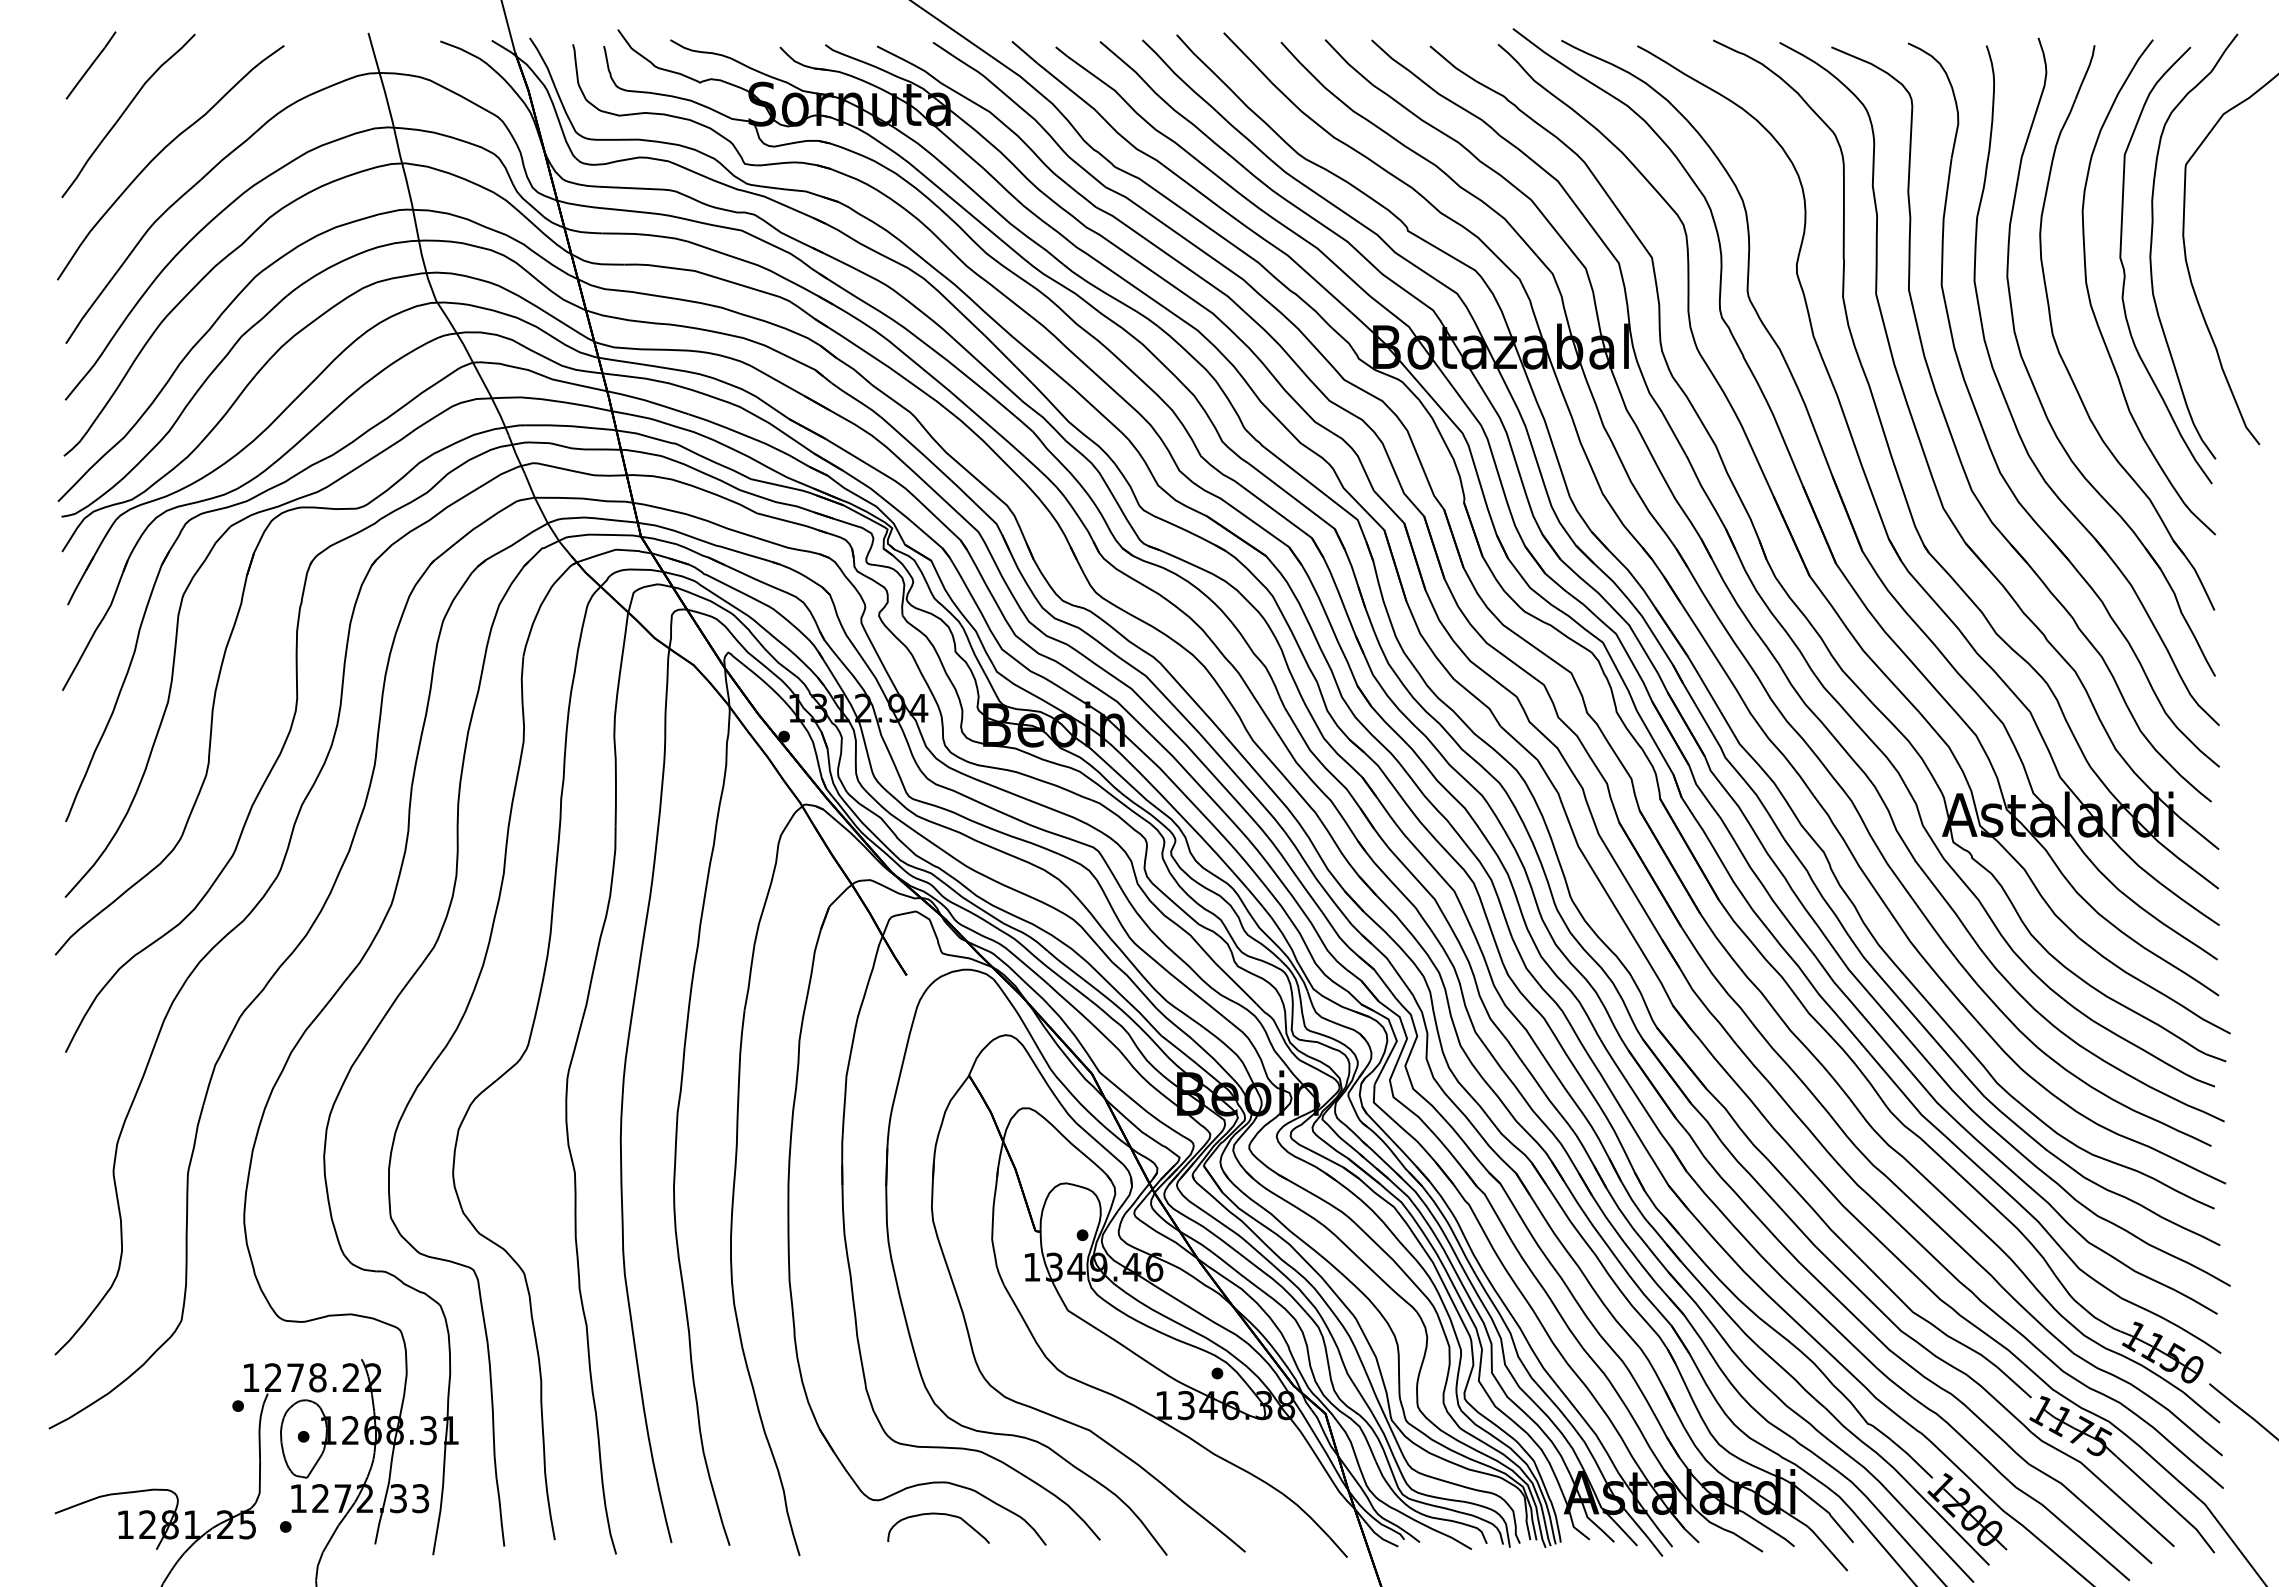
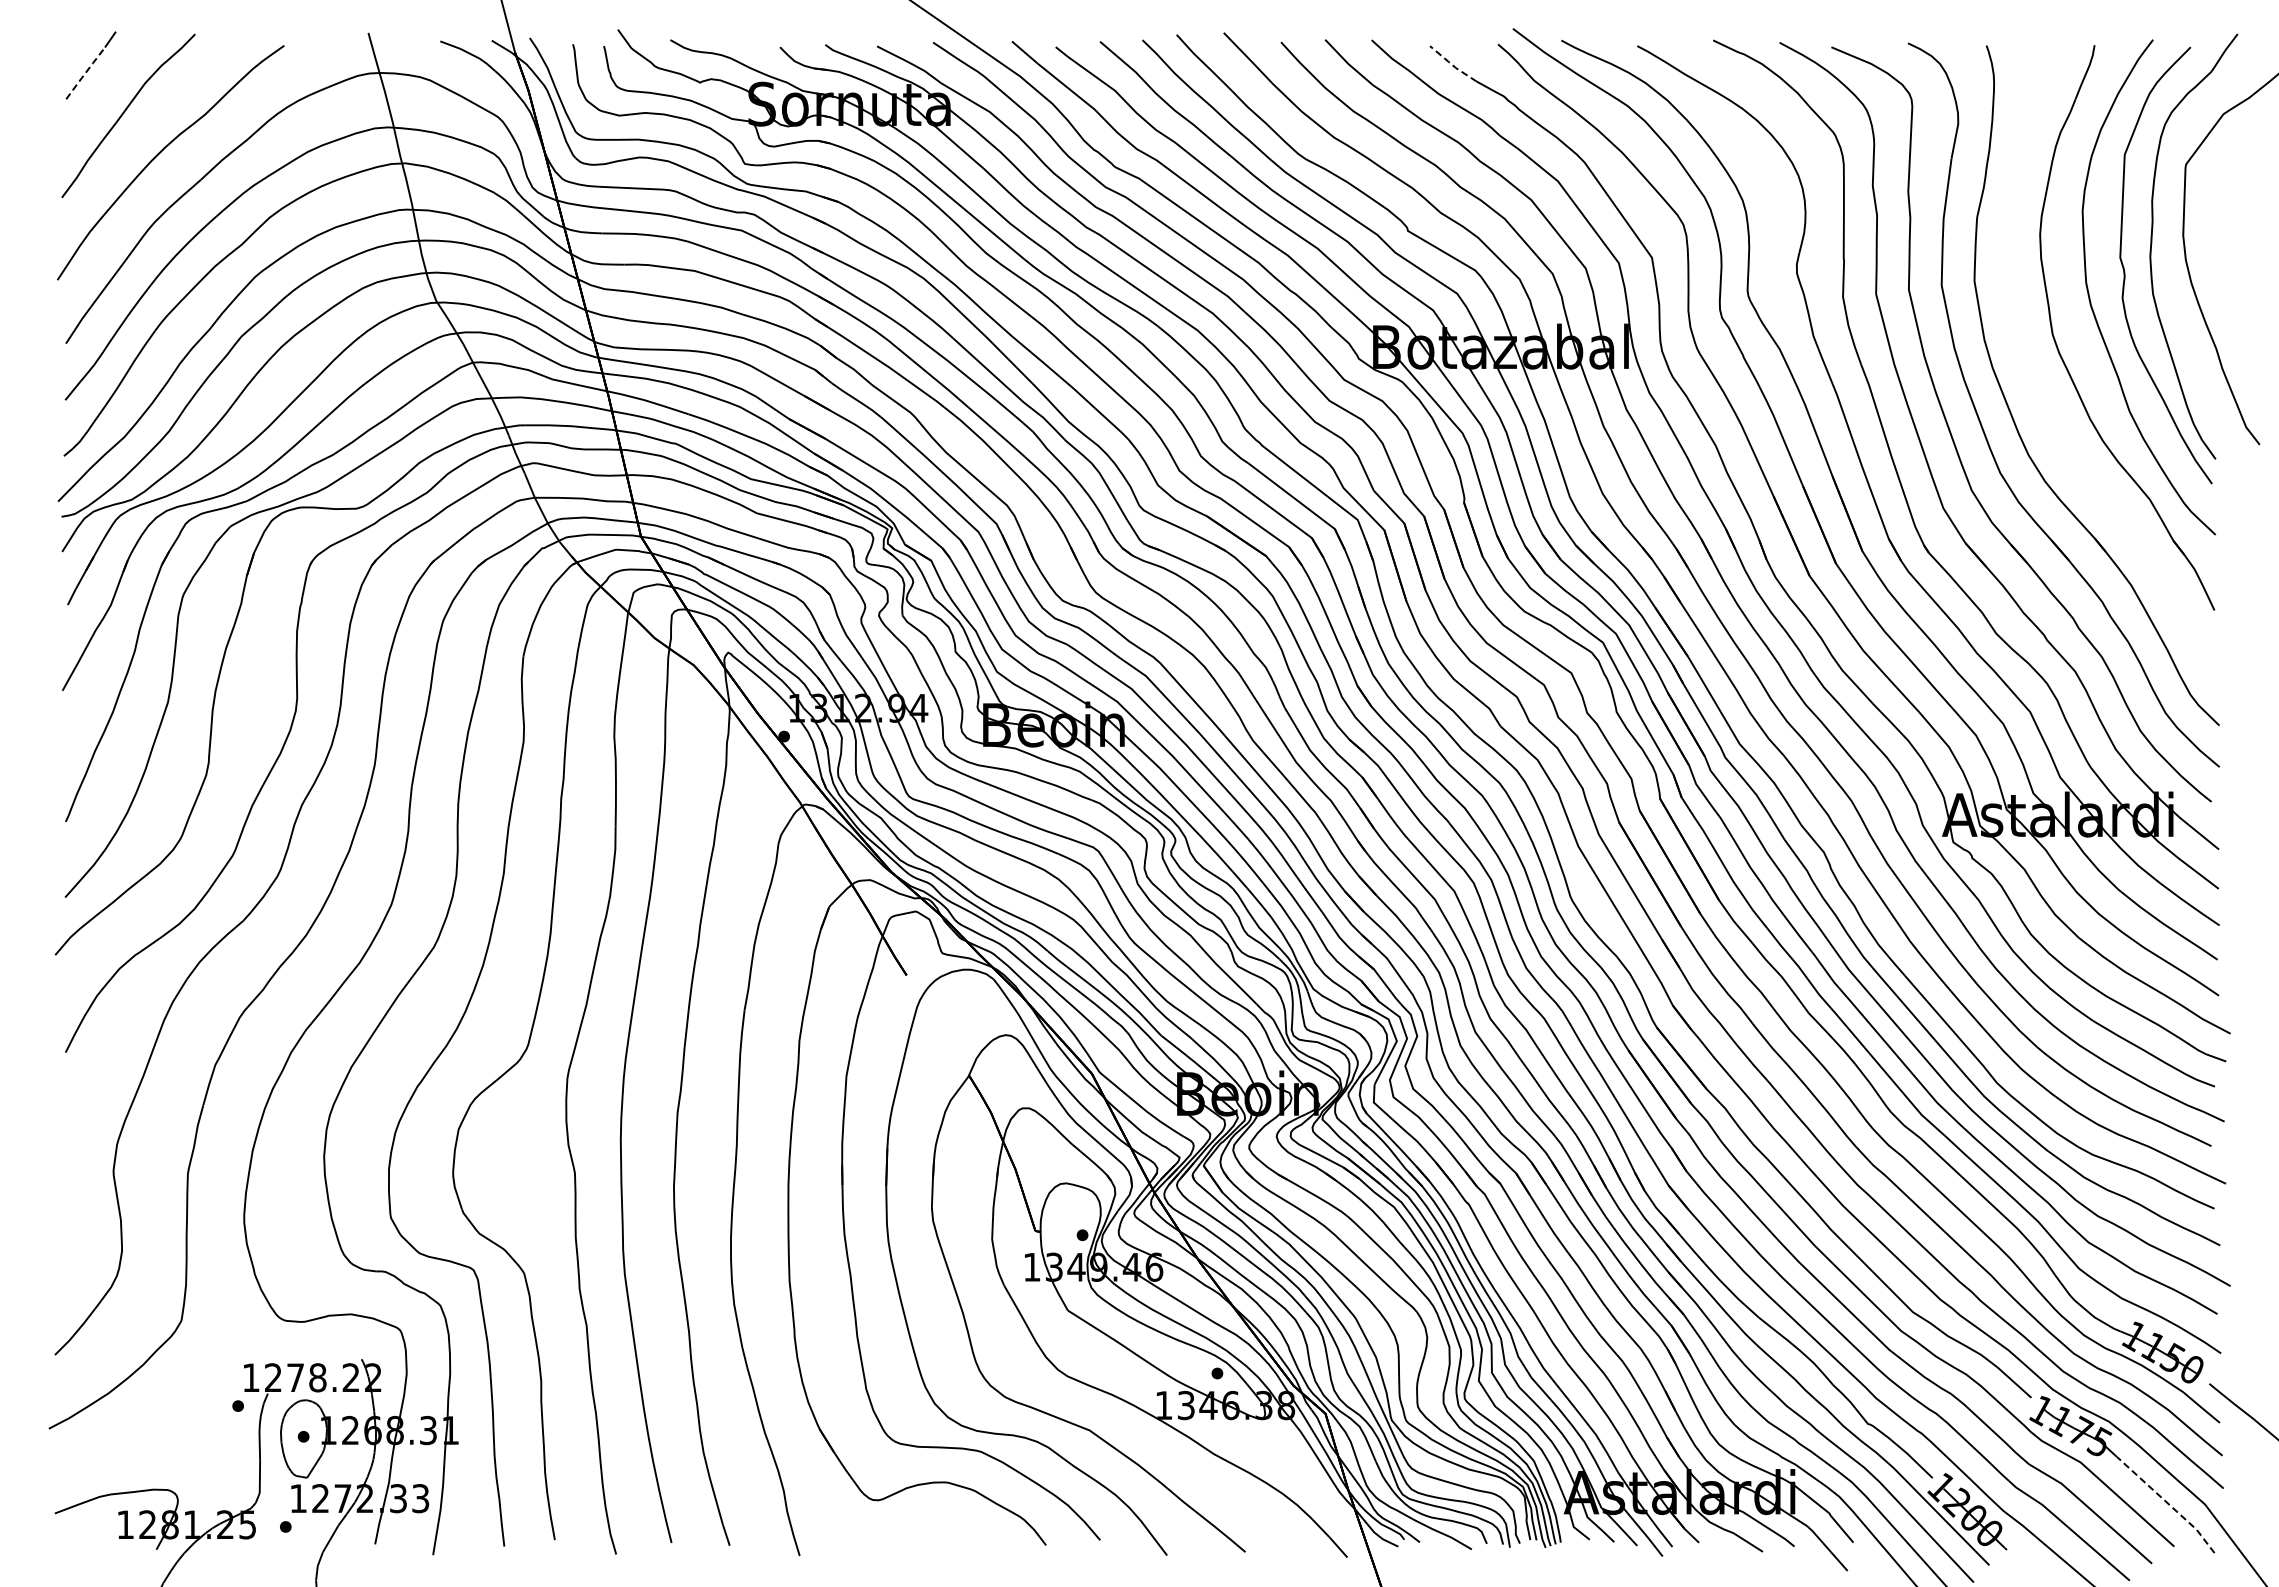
line: solid -> dashed (1452, 65)
line: solid -> dashed (85, 73)
part: present -> none (2034, 384)
line: solid -> dashed (2167, 1503)
curve: present -> none (938, 1514)
